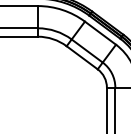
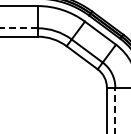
line: solid -> dashed (18, 28)
line: solid -> dashed (115, 110)
